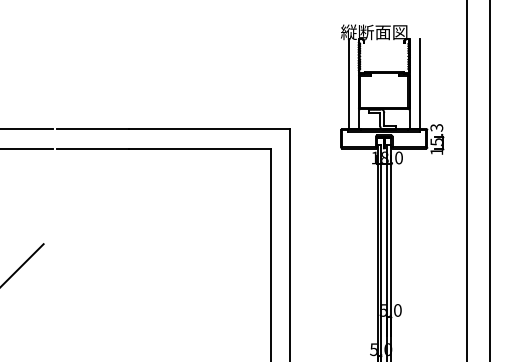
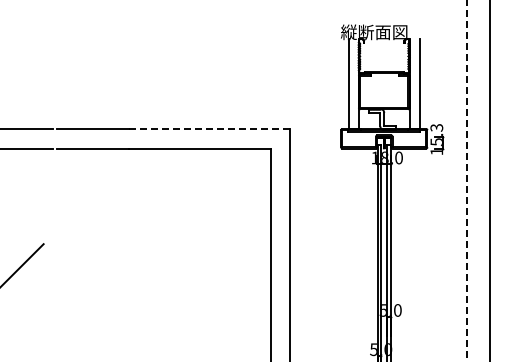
line: solid -> dashed (209, 128)
line: solid -> dashed (466, 180)
